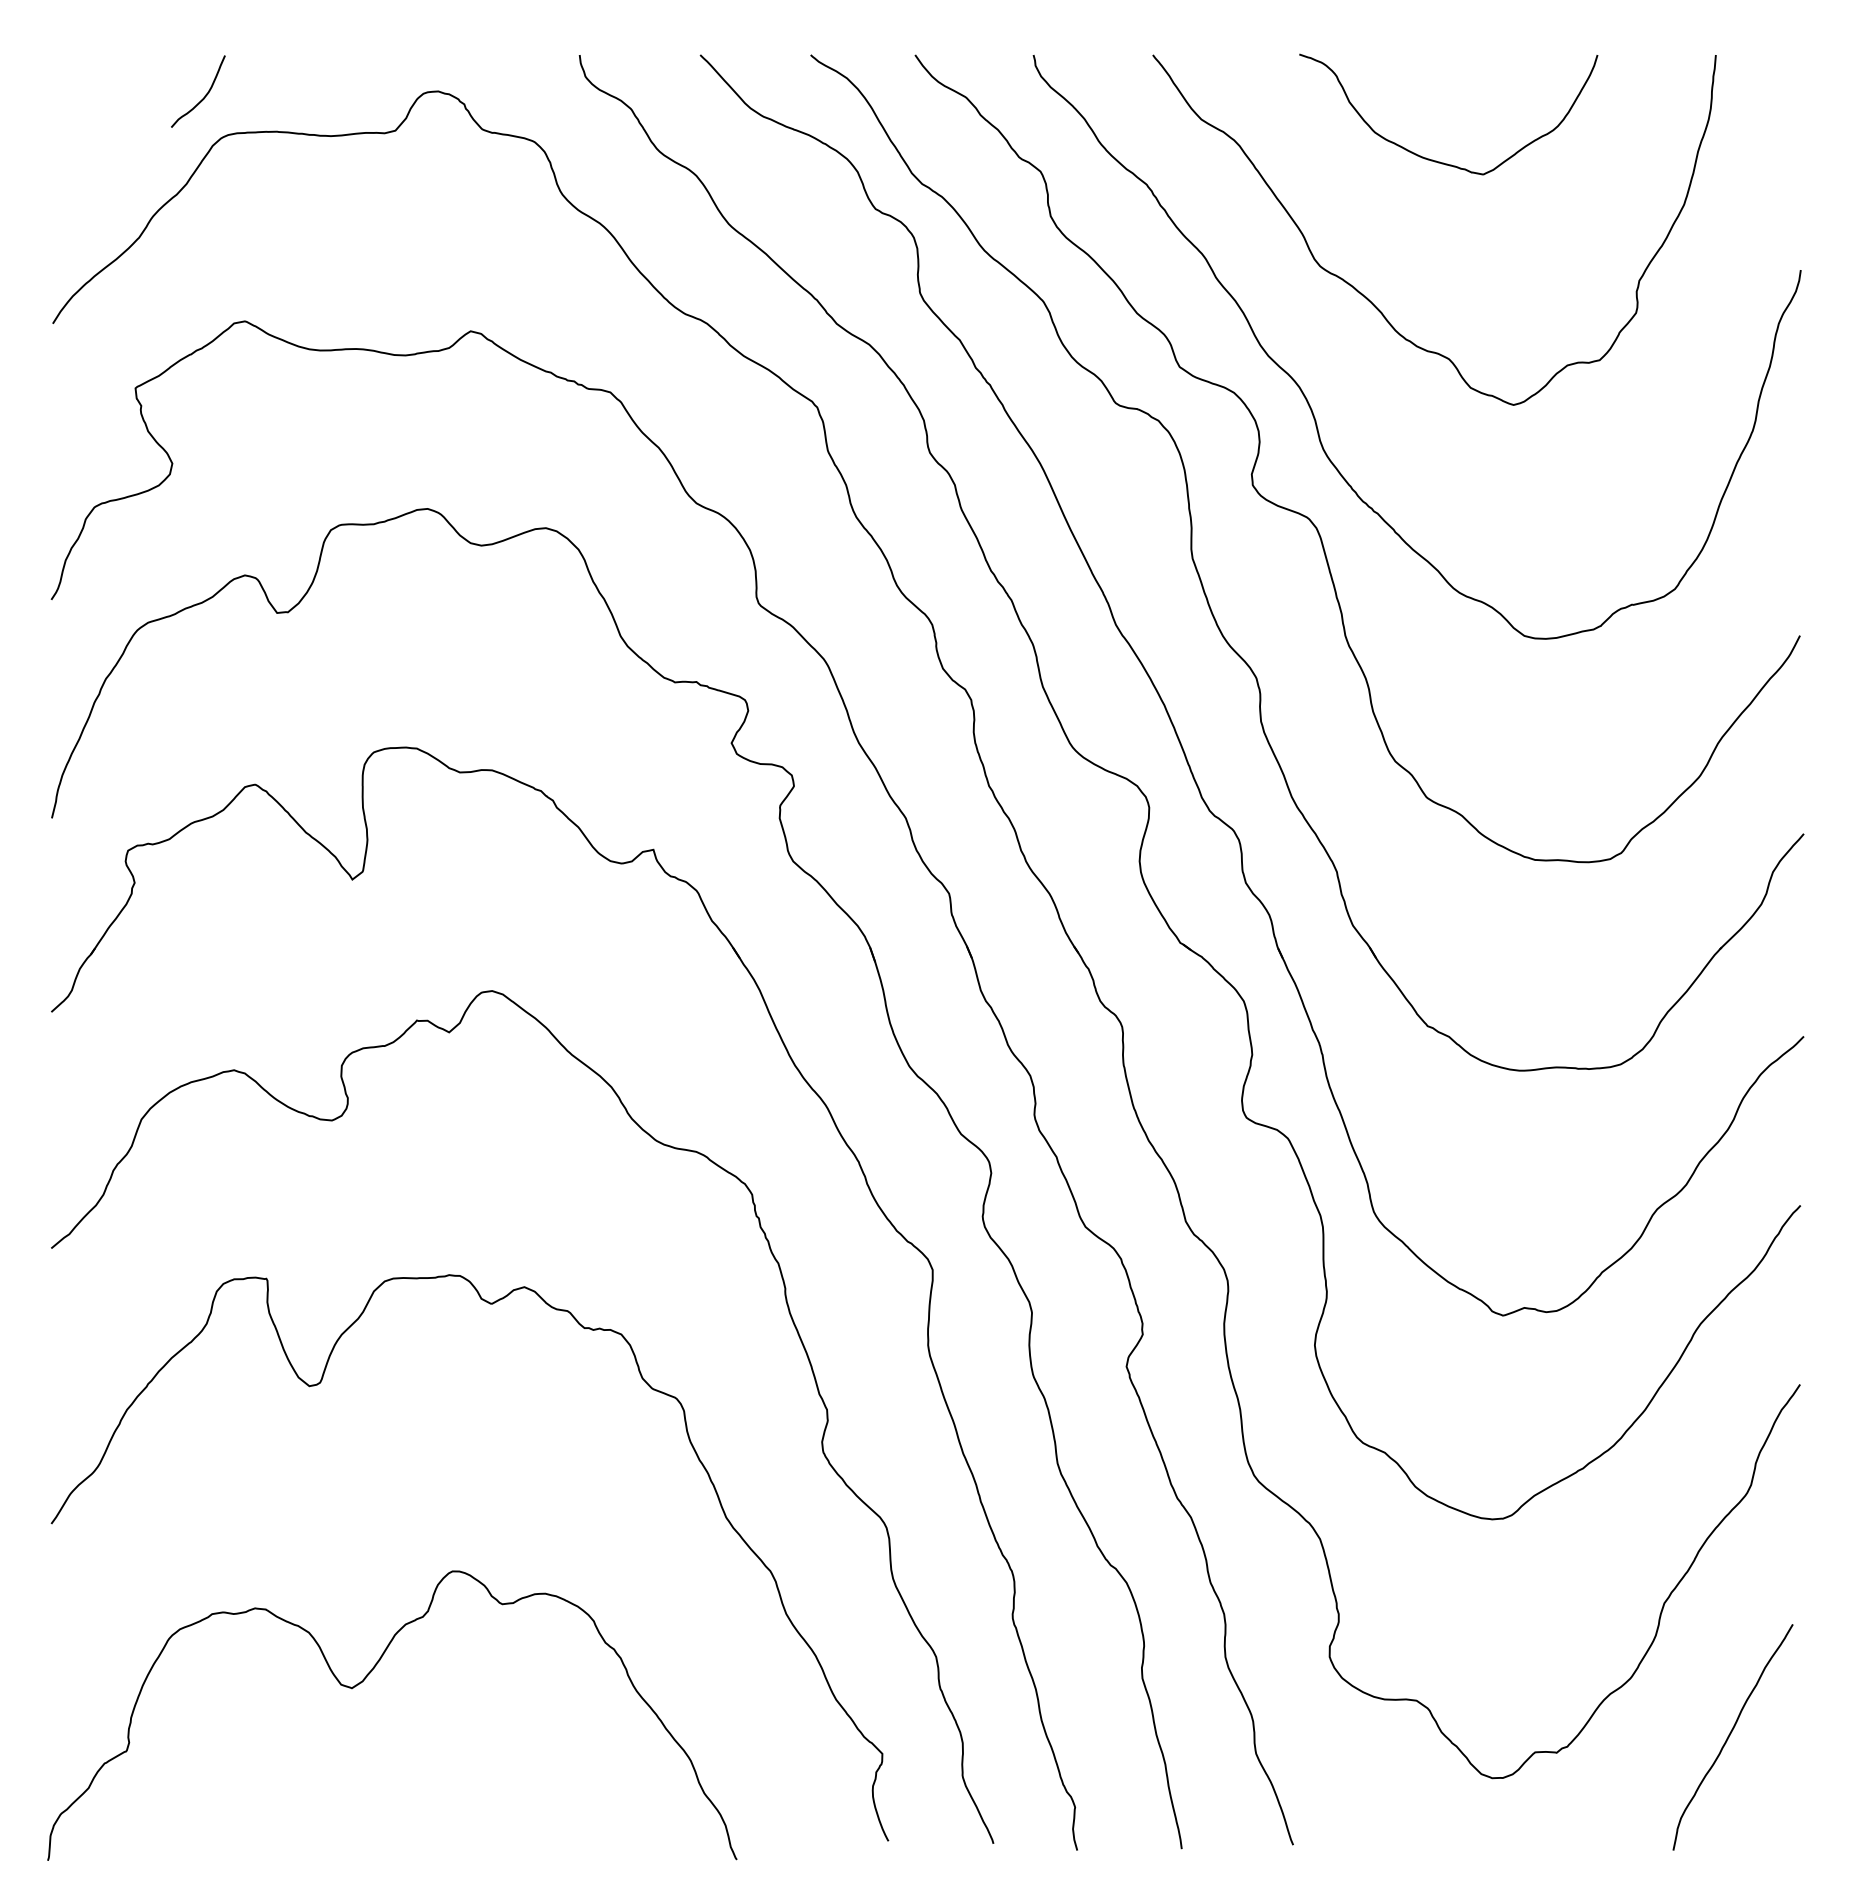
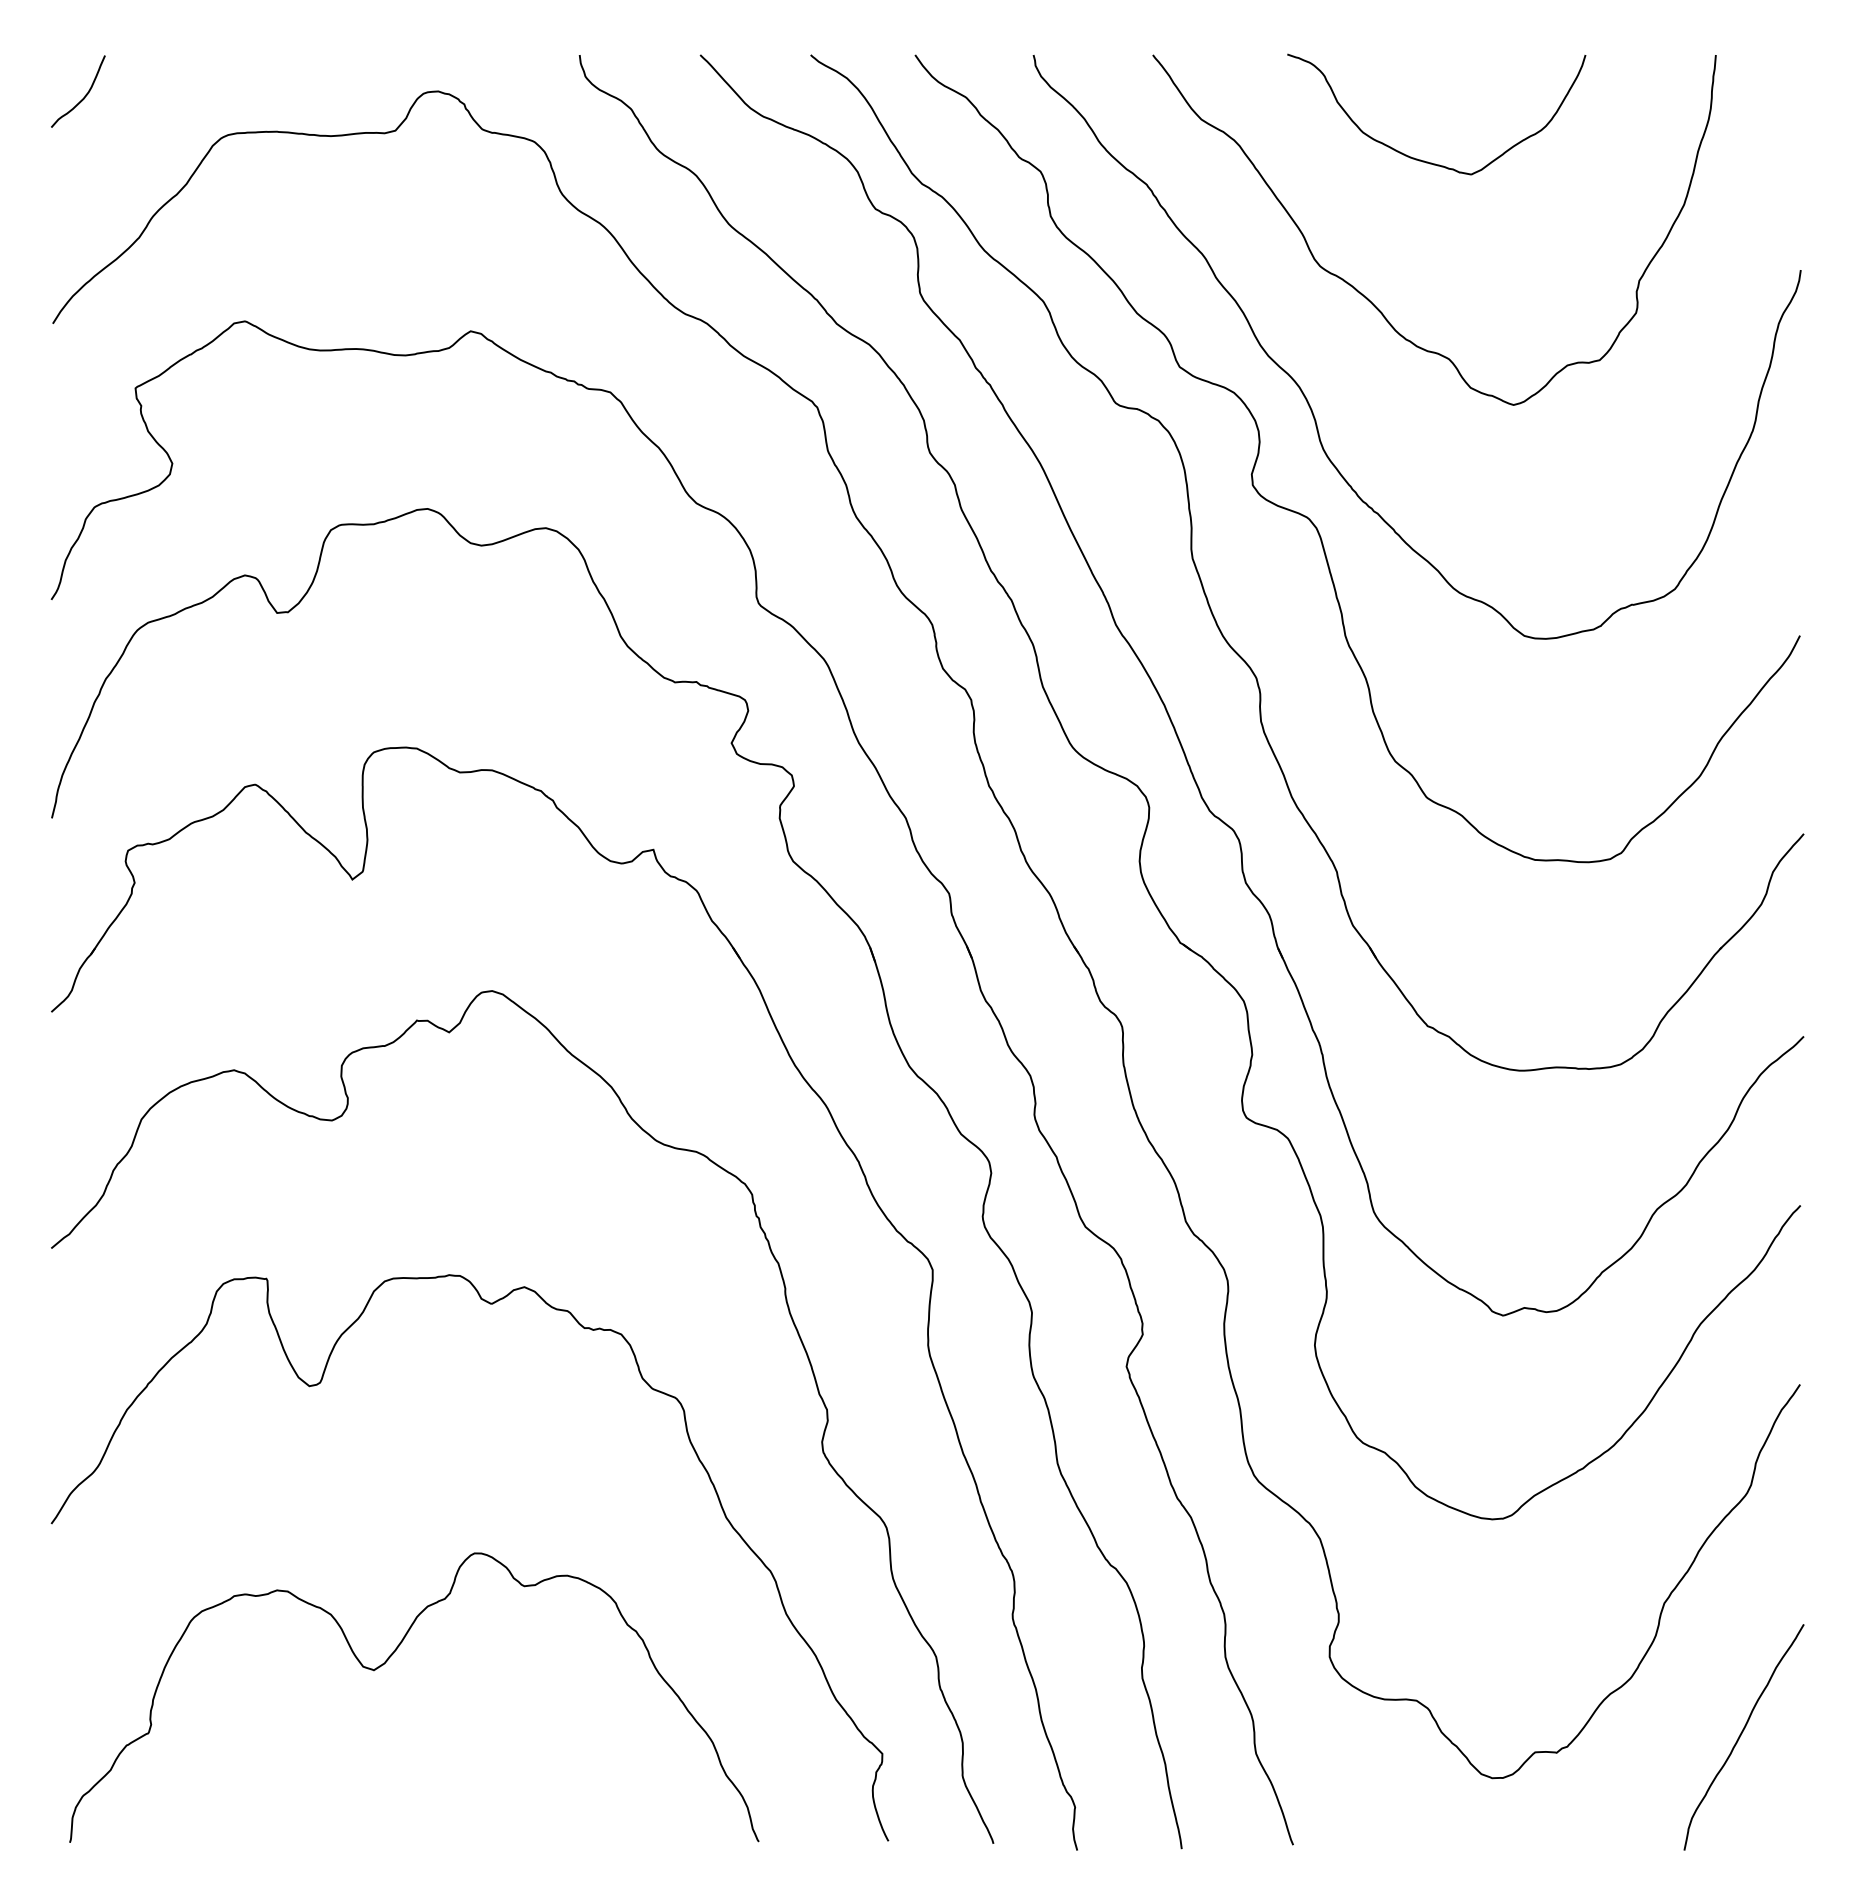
curve position: (205, 94) -> (85, 94) (85, 94)
curve position: (1436, 160) -> (1424, 160) (1424, 160)
curve position: (361, 1683) -> (383, 1665) (383, 1665)
curve position: (1730, 1735) -> (1741, 1735) (1741, 1735)
